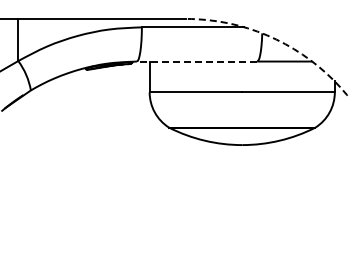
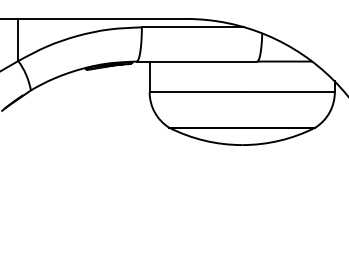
arc: dashed -> solid (277, 39)
line: dashed -> solid (196, 61)
